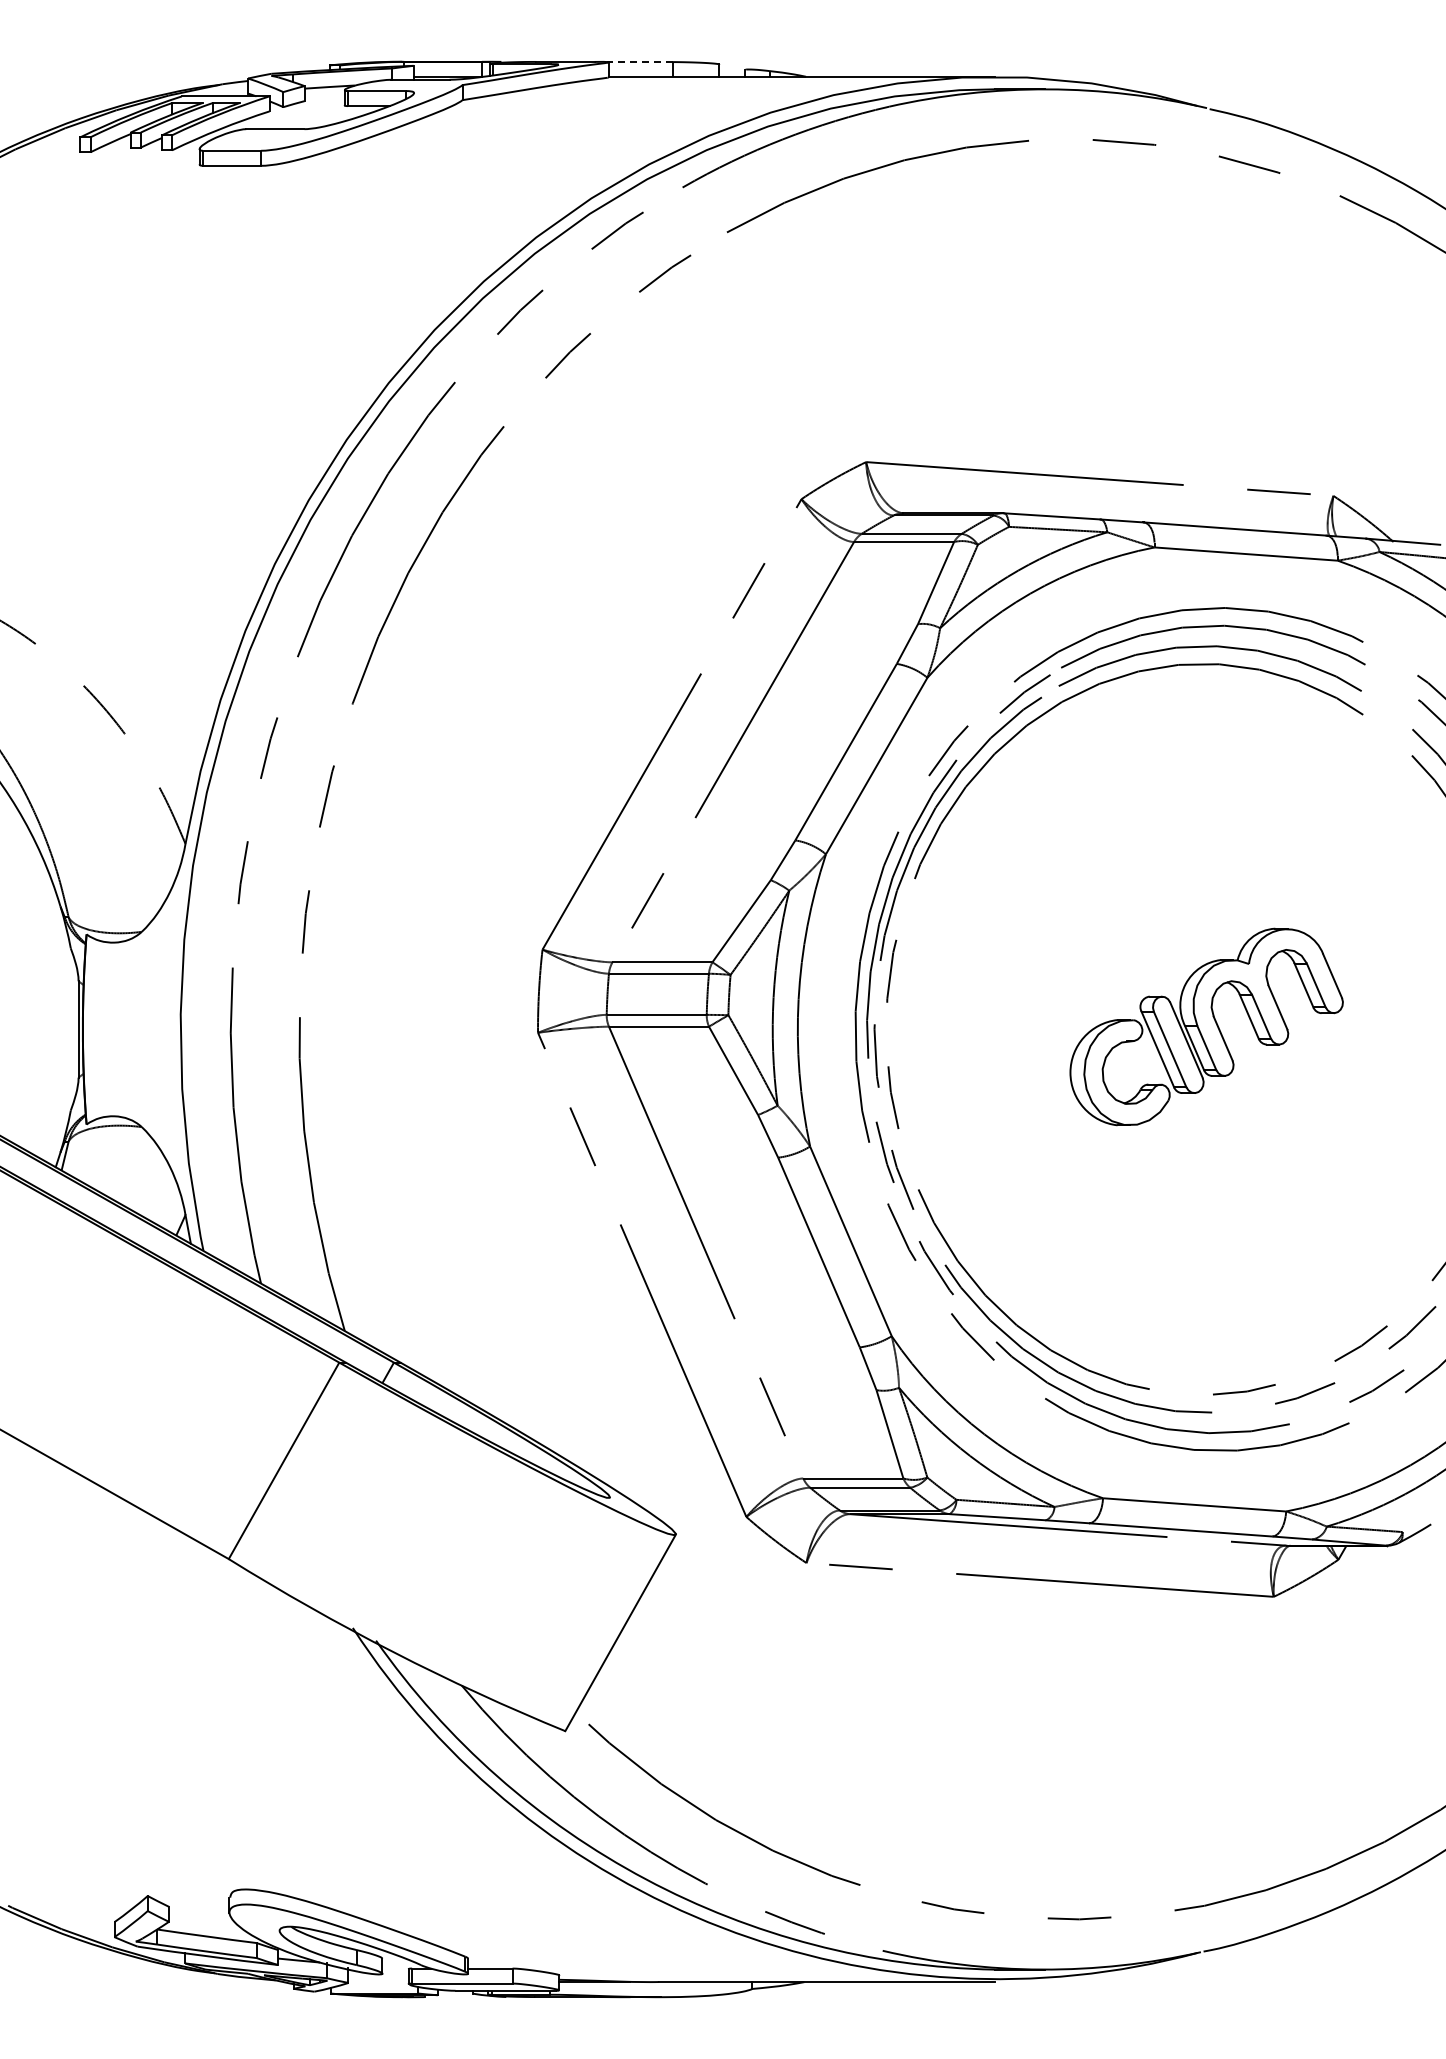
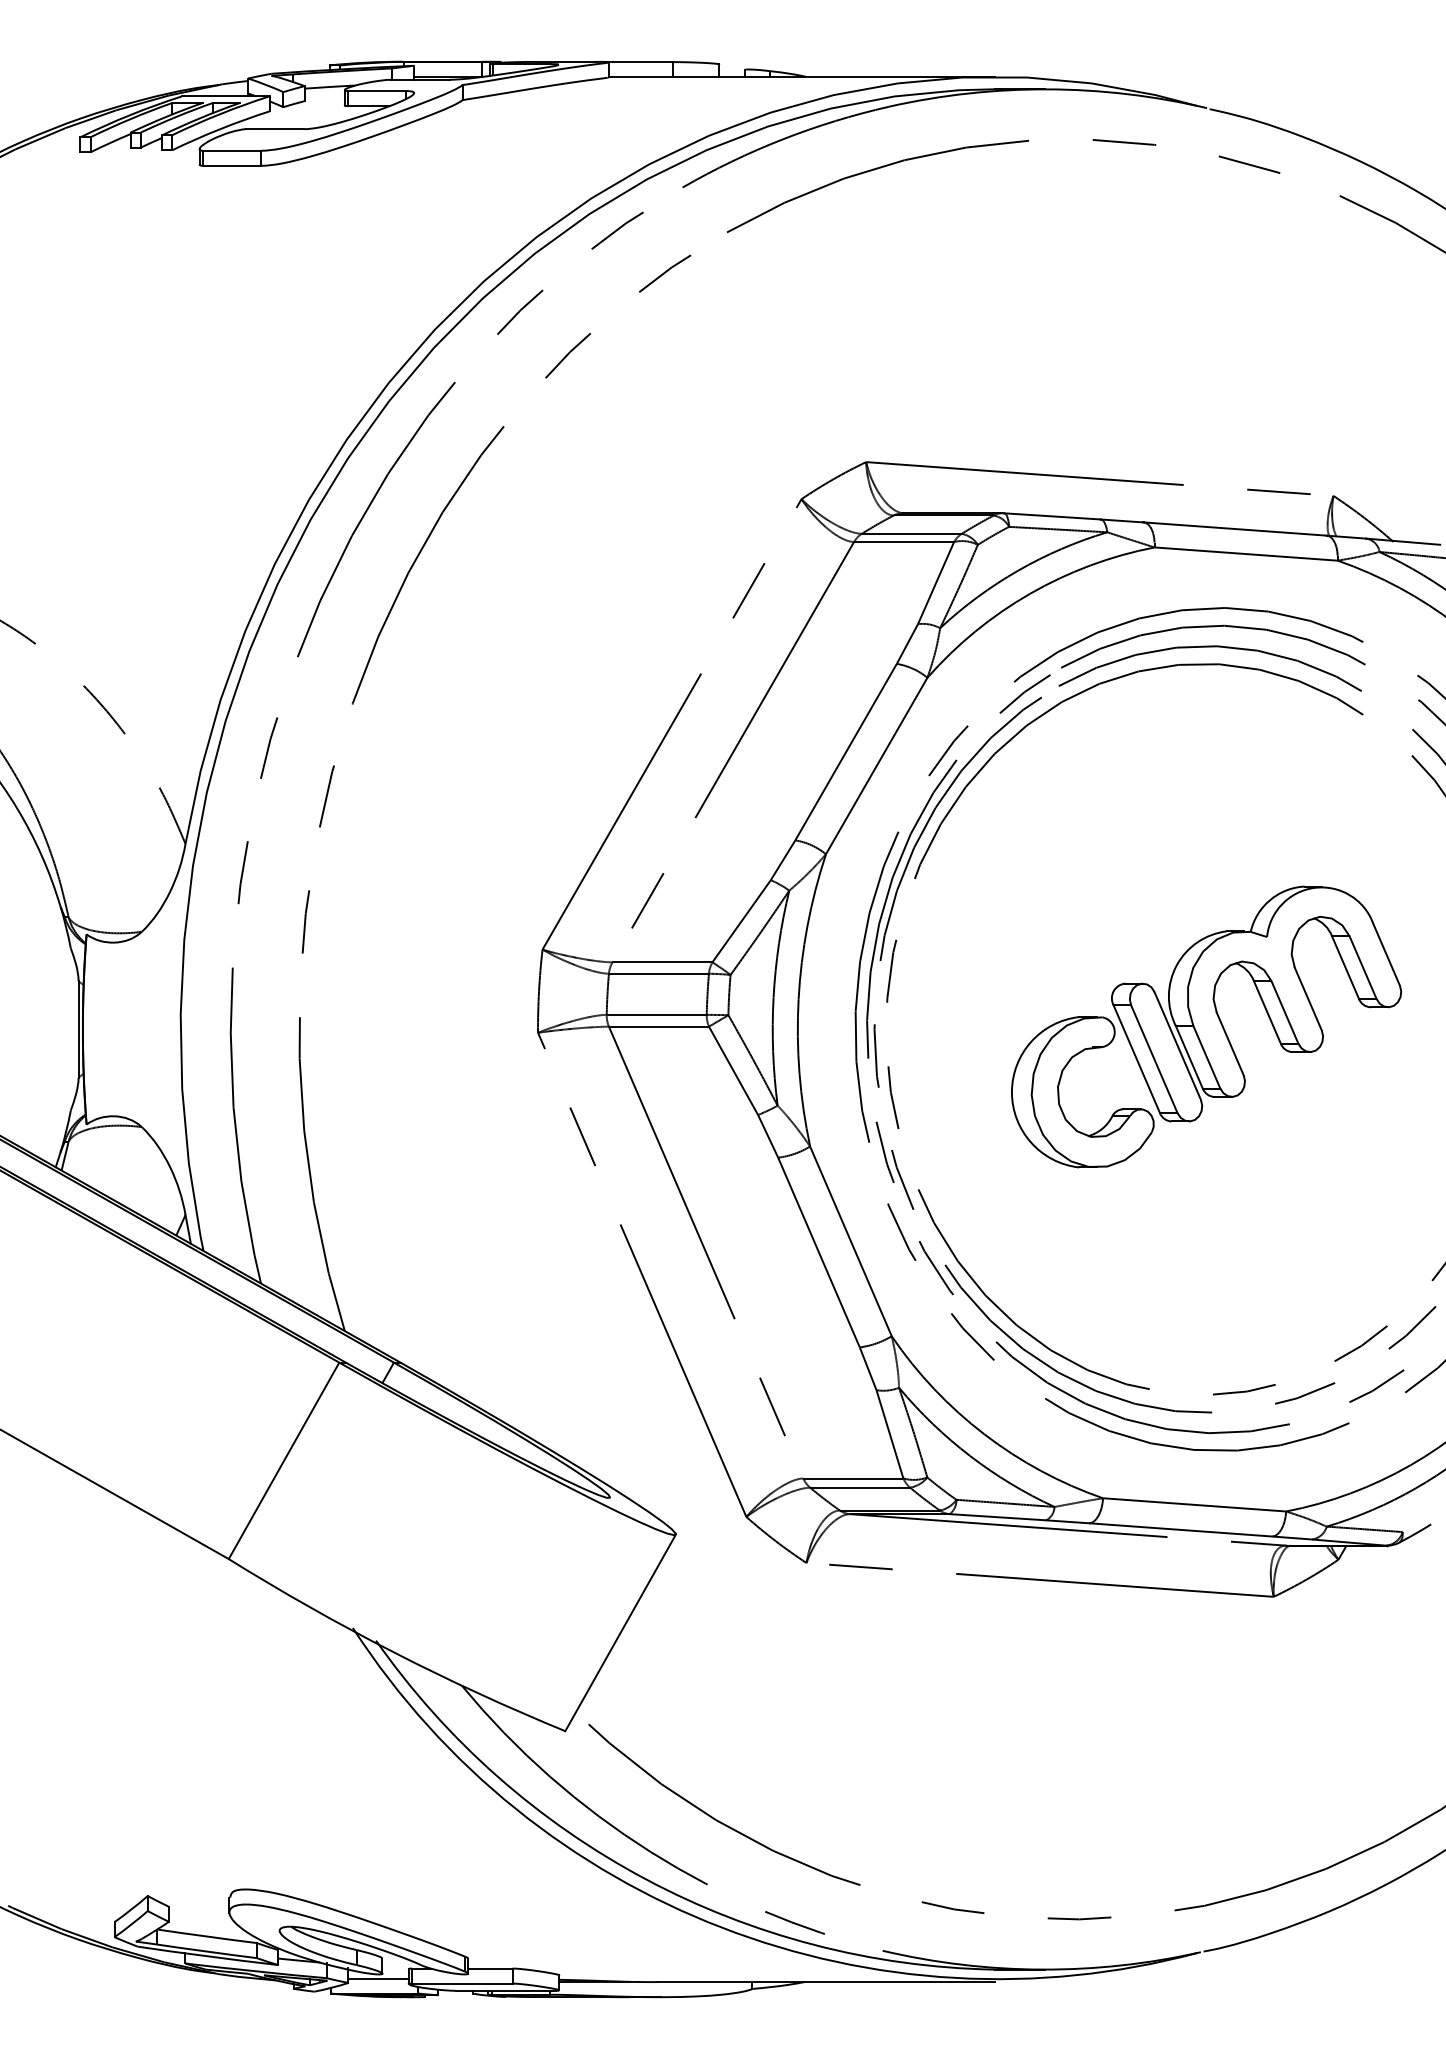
line: dashed -> solid (639, 62)
part size: 275x200 px -> 392x284 px (1206, 1026)
line: none -> present (378, 1978)
